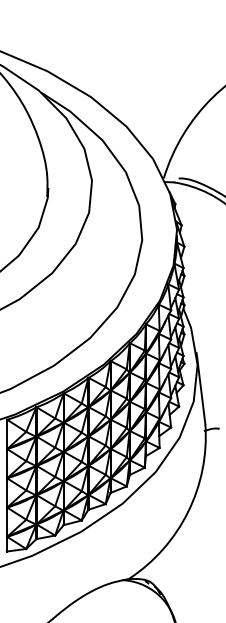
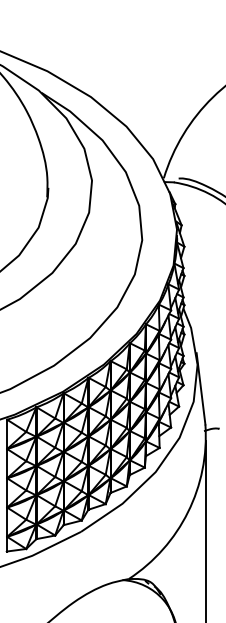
line: none -> present (206, 530)
